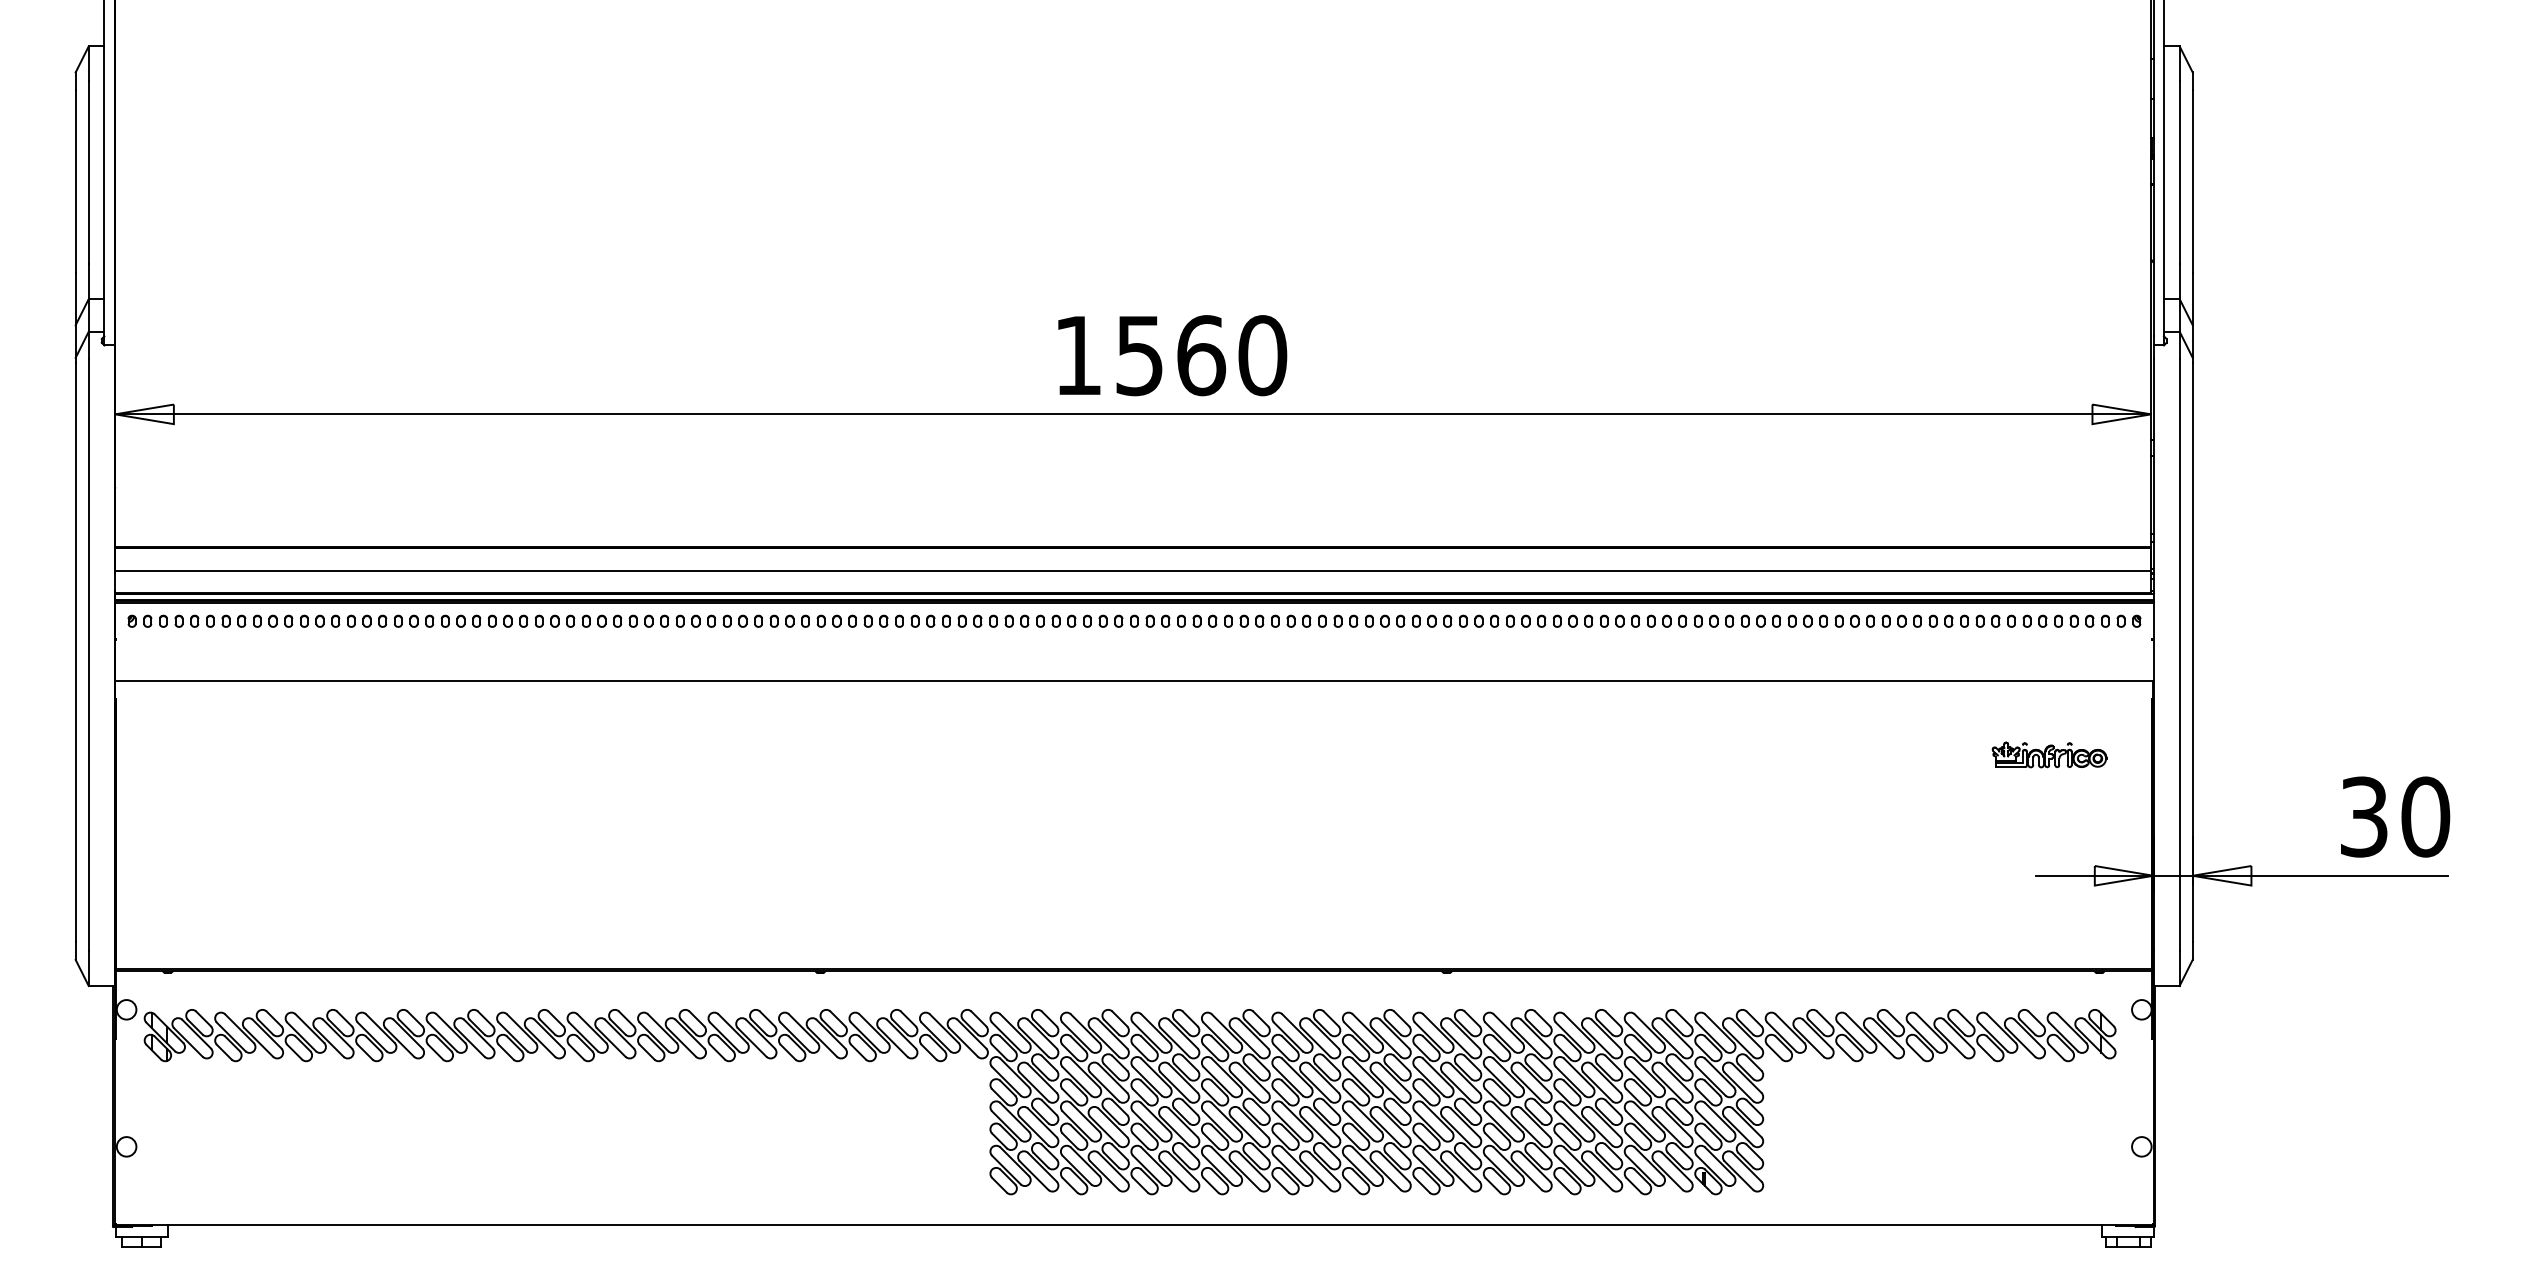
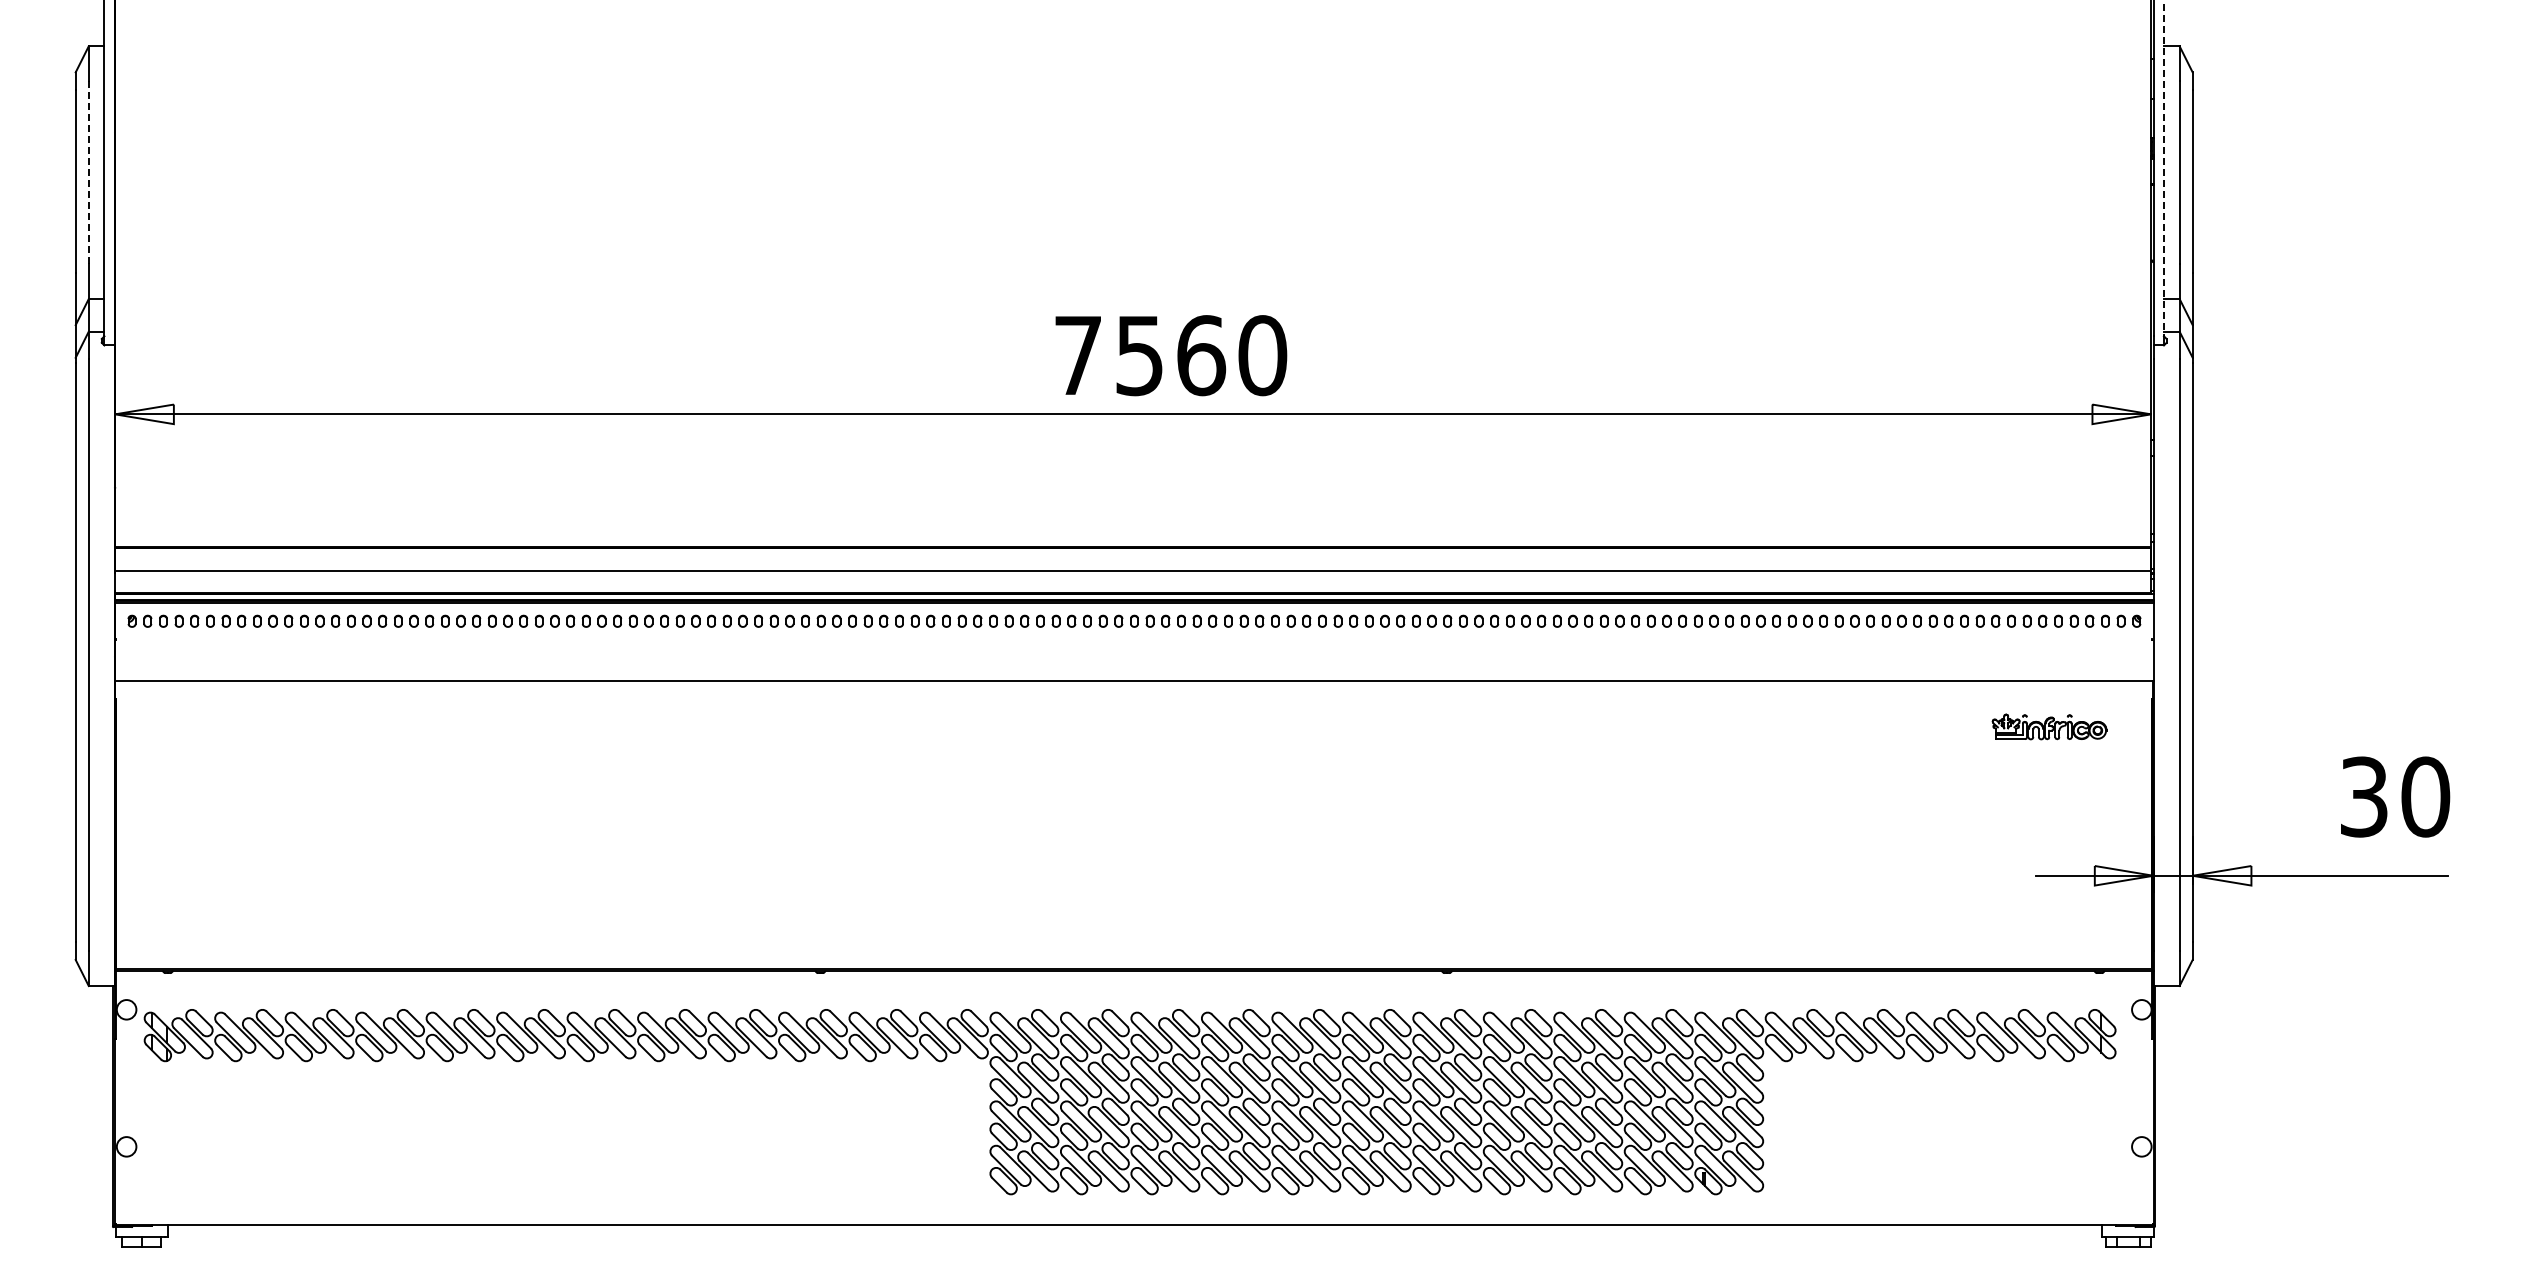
line: solid -> dashed (2163, 168)
line: solid -> dashed (88, 172)
text: 1560 -> 7560 (1077, 355)
part position: (2049, 754) -> (2049, 726) (2049, 726)
text position: (2395, 816) -> (2395, 796) (2395, 796)
